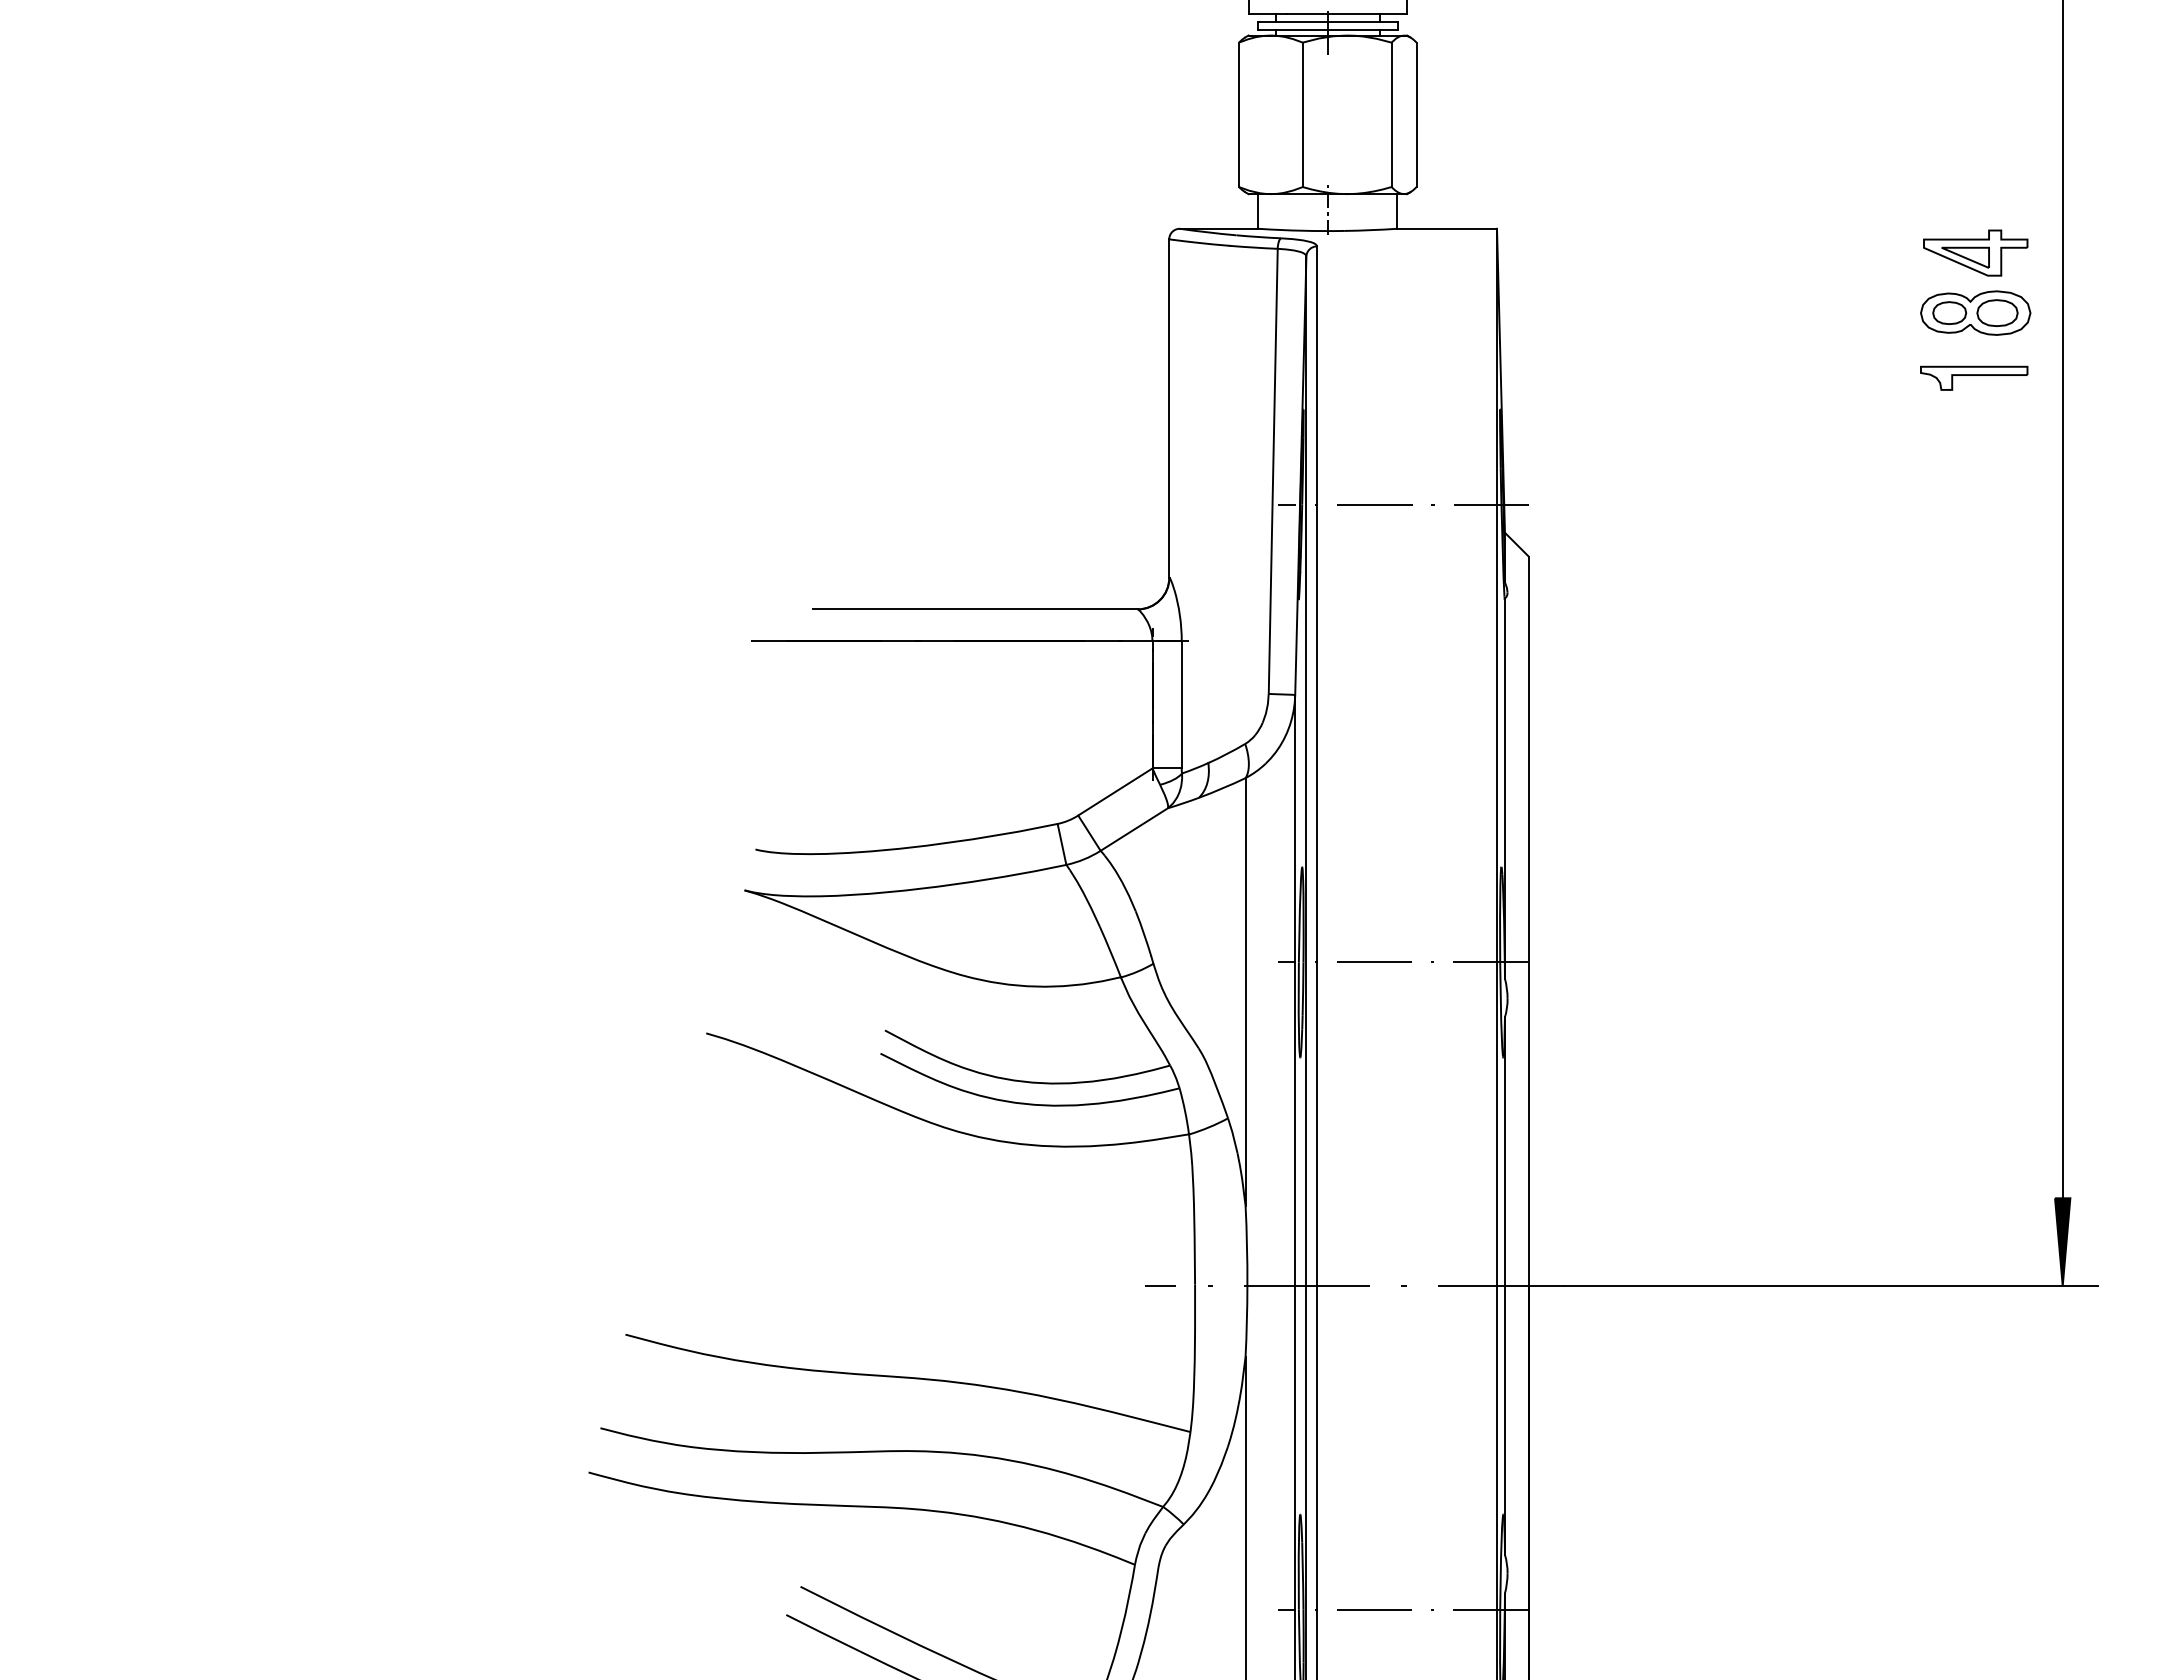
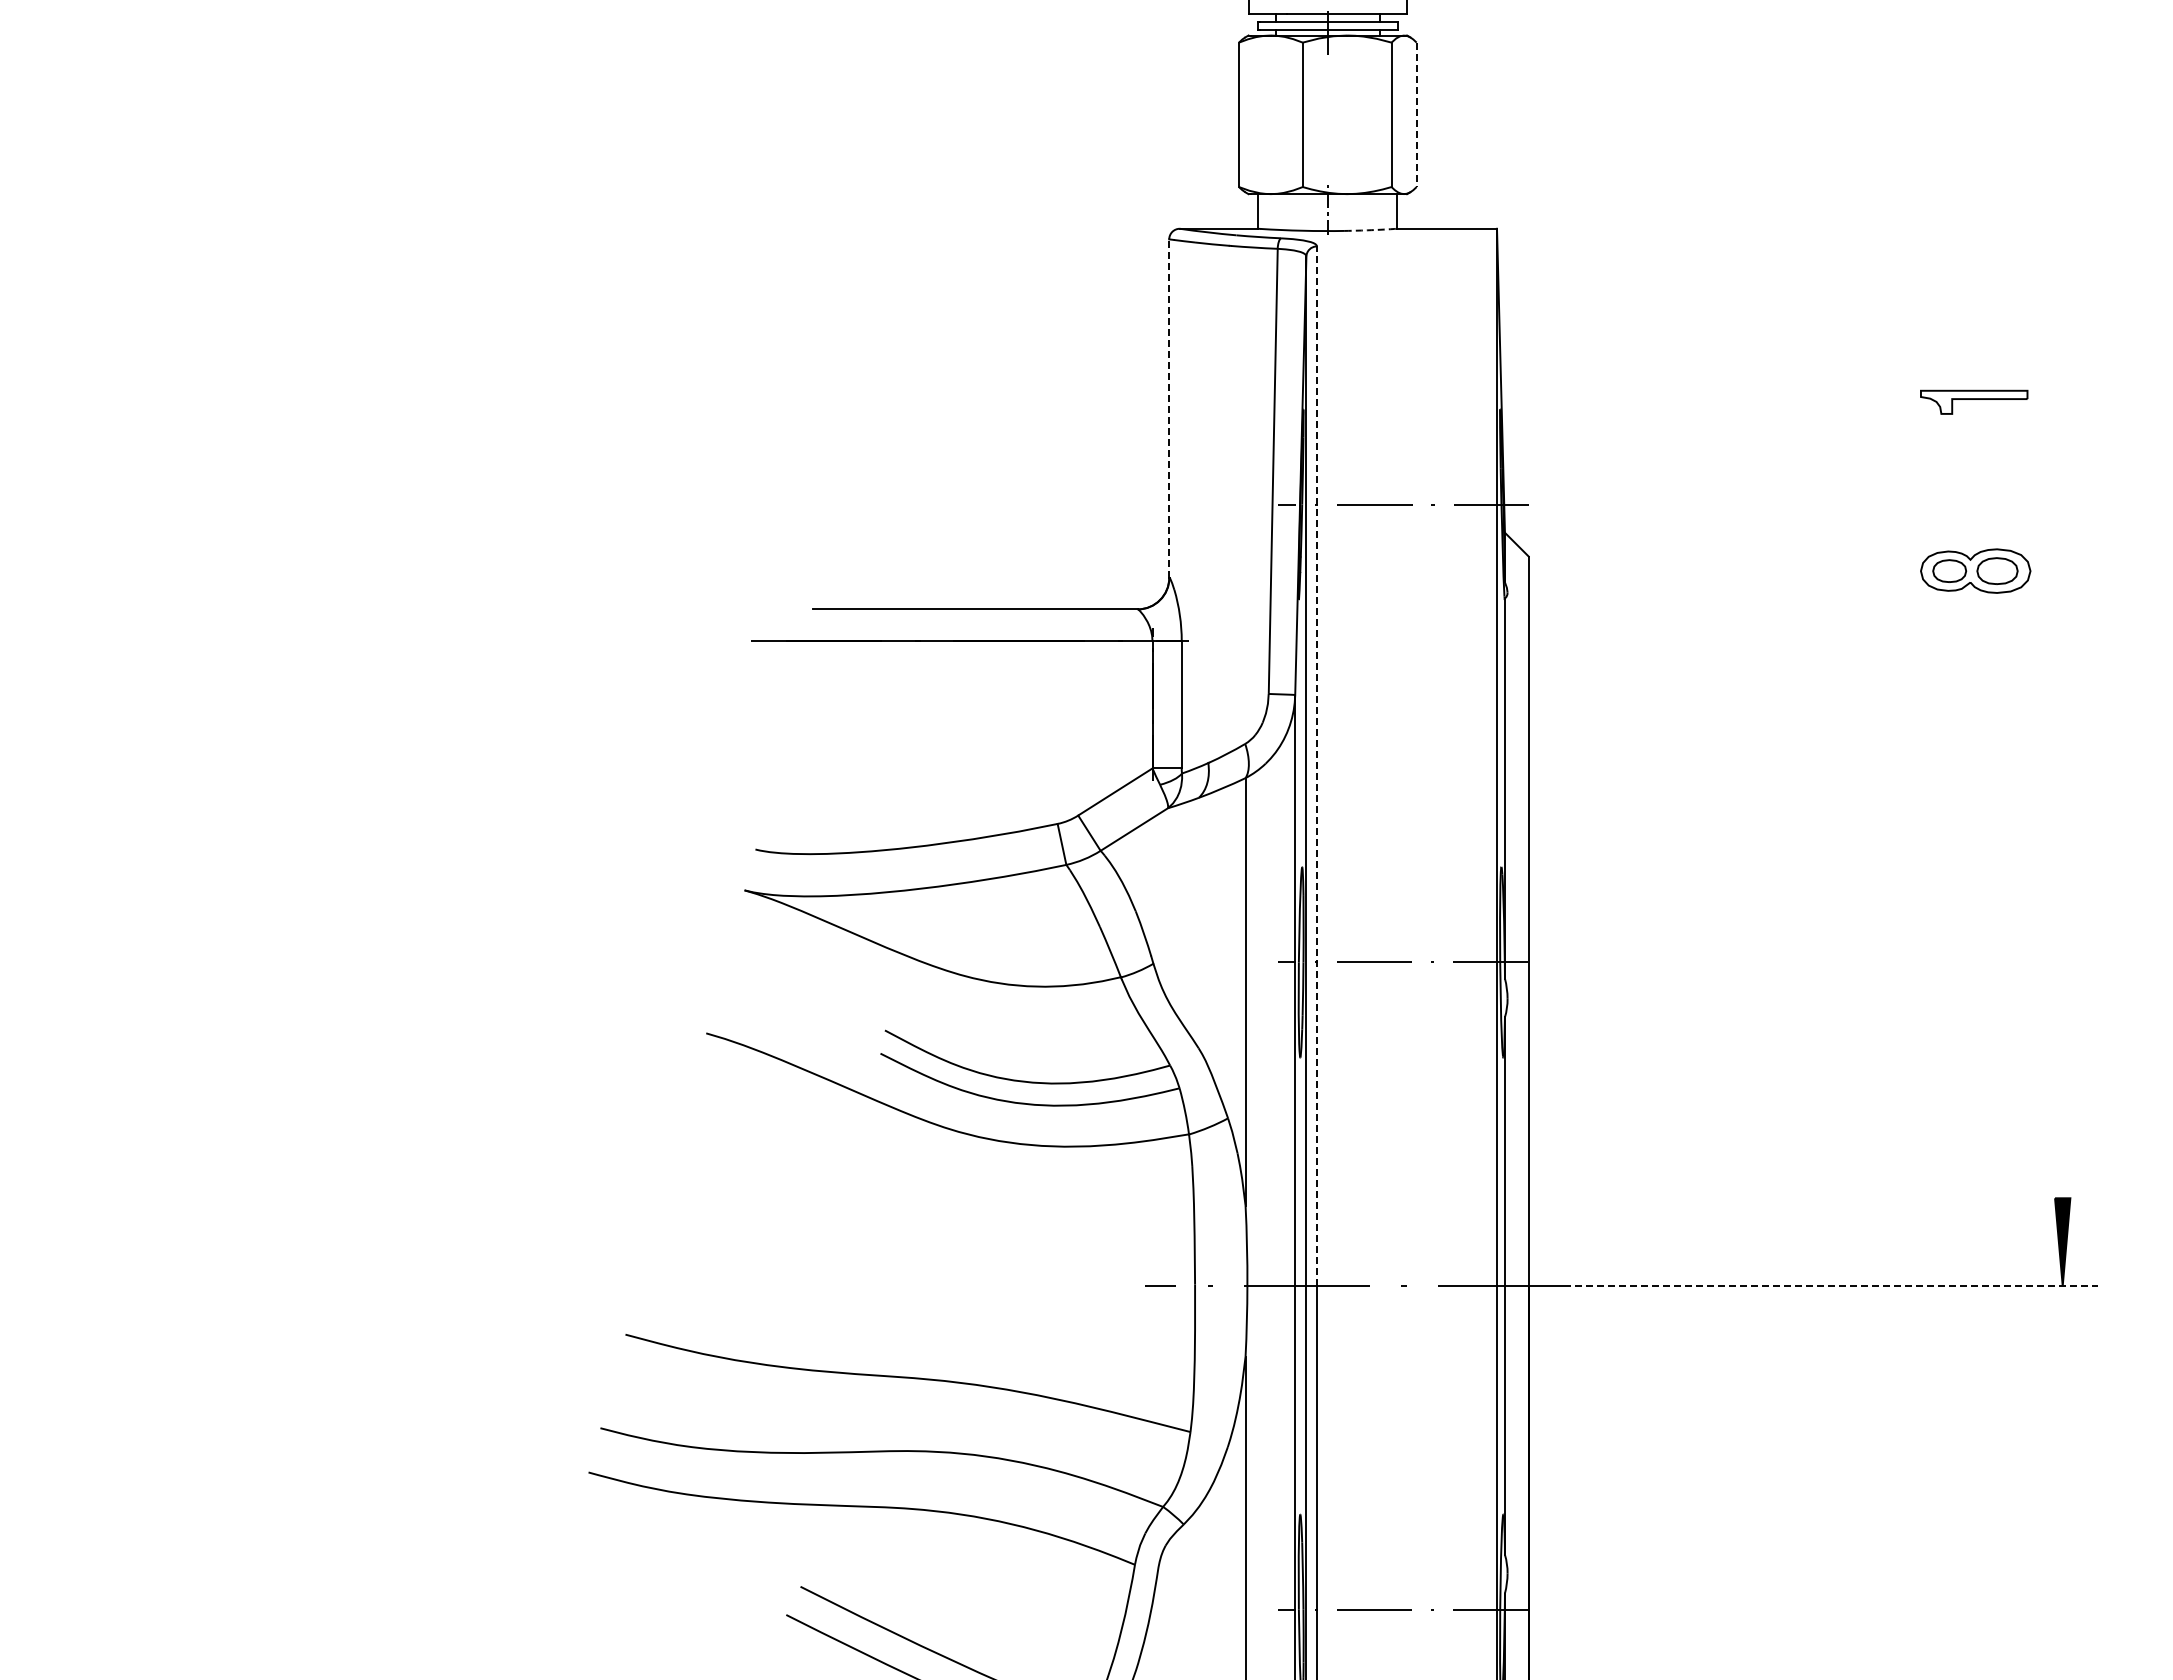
line: solid -> dashed (1416, 115)
arc: solid -> dashed (1371, 230)
part: present -> none (1975, 252)
part position: (1975, 312) -> (1975, 570) (1975, 570)
part position: (1974, 377) -> (1974, 401) (1974, 401)
line: solid -> dashed (1169, 408)
line: present -> none (2062, 600)
line: solid -> dashed (1316, 766)
line: solid -> dashed (1831, 1286)
